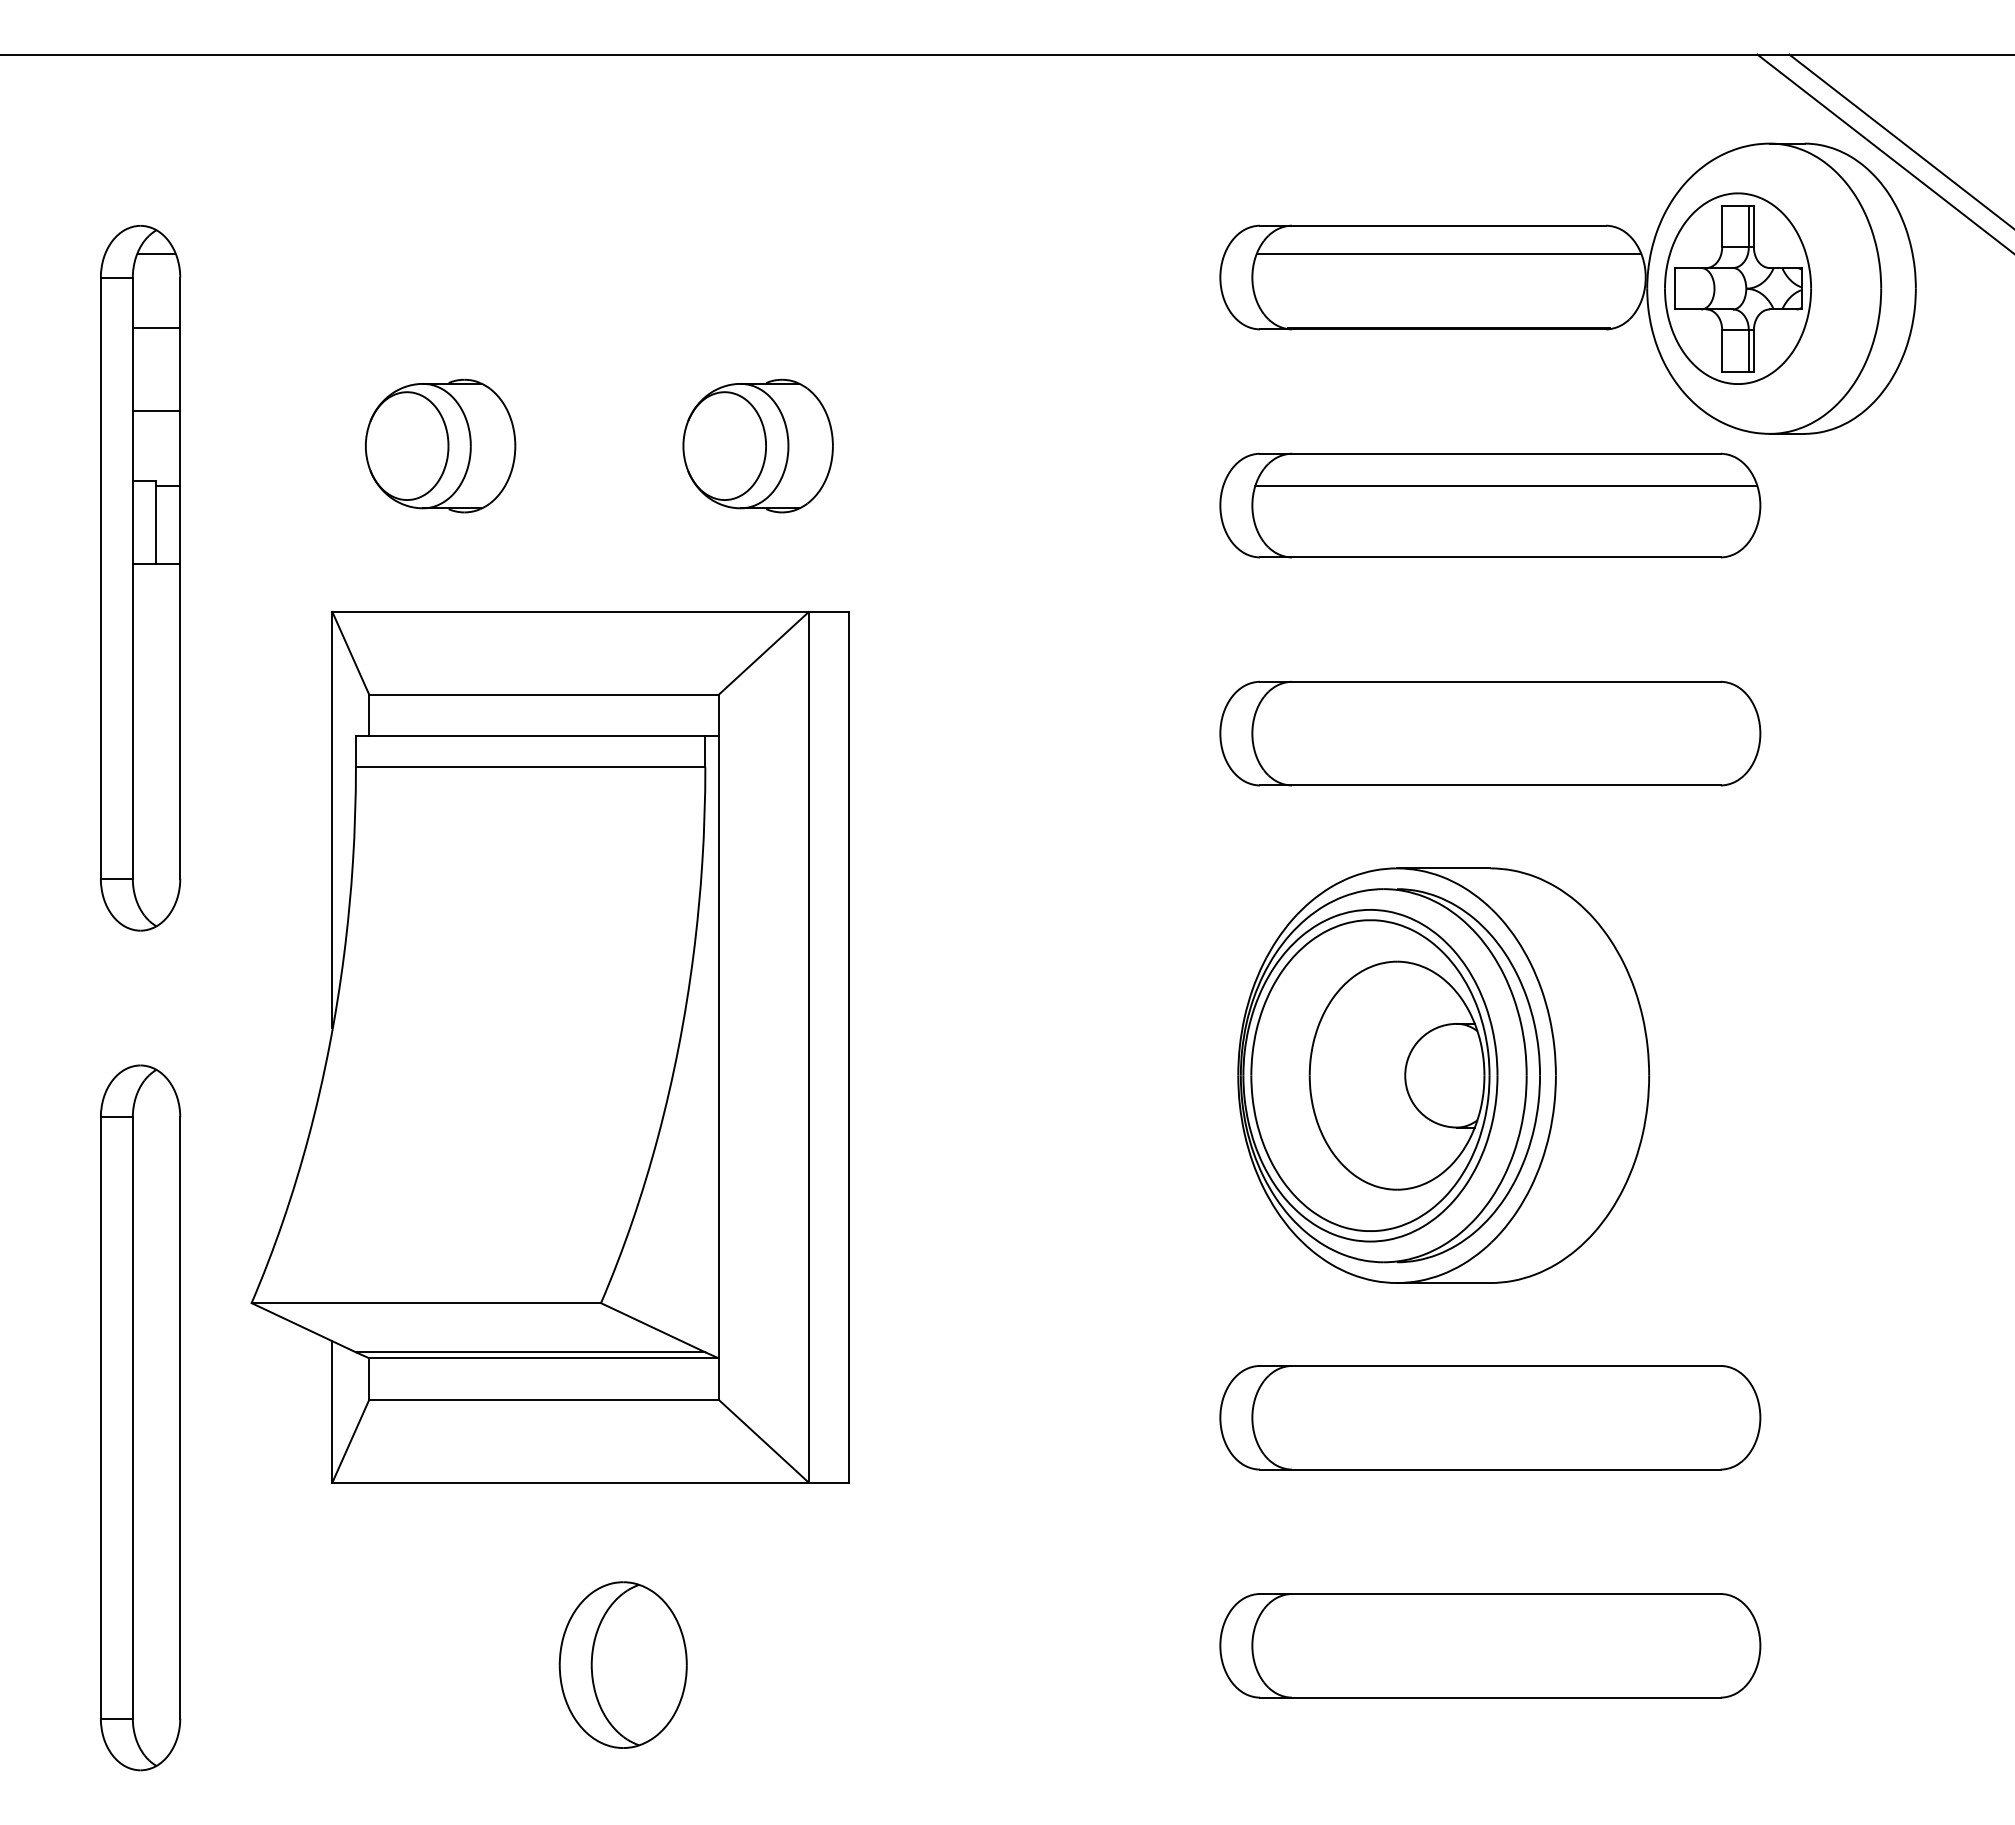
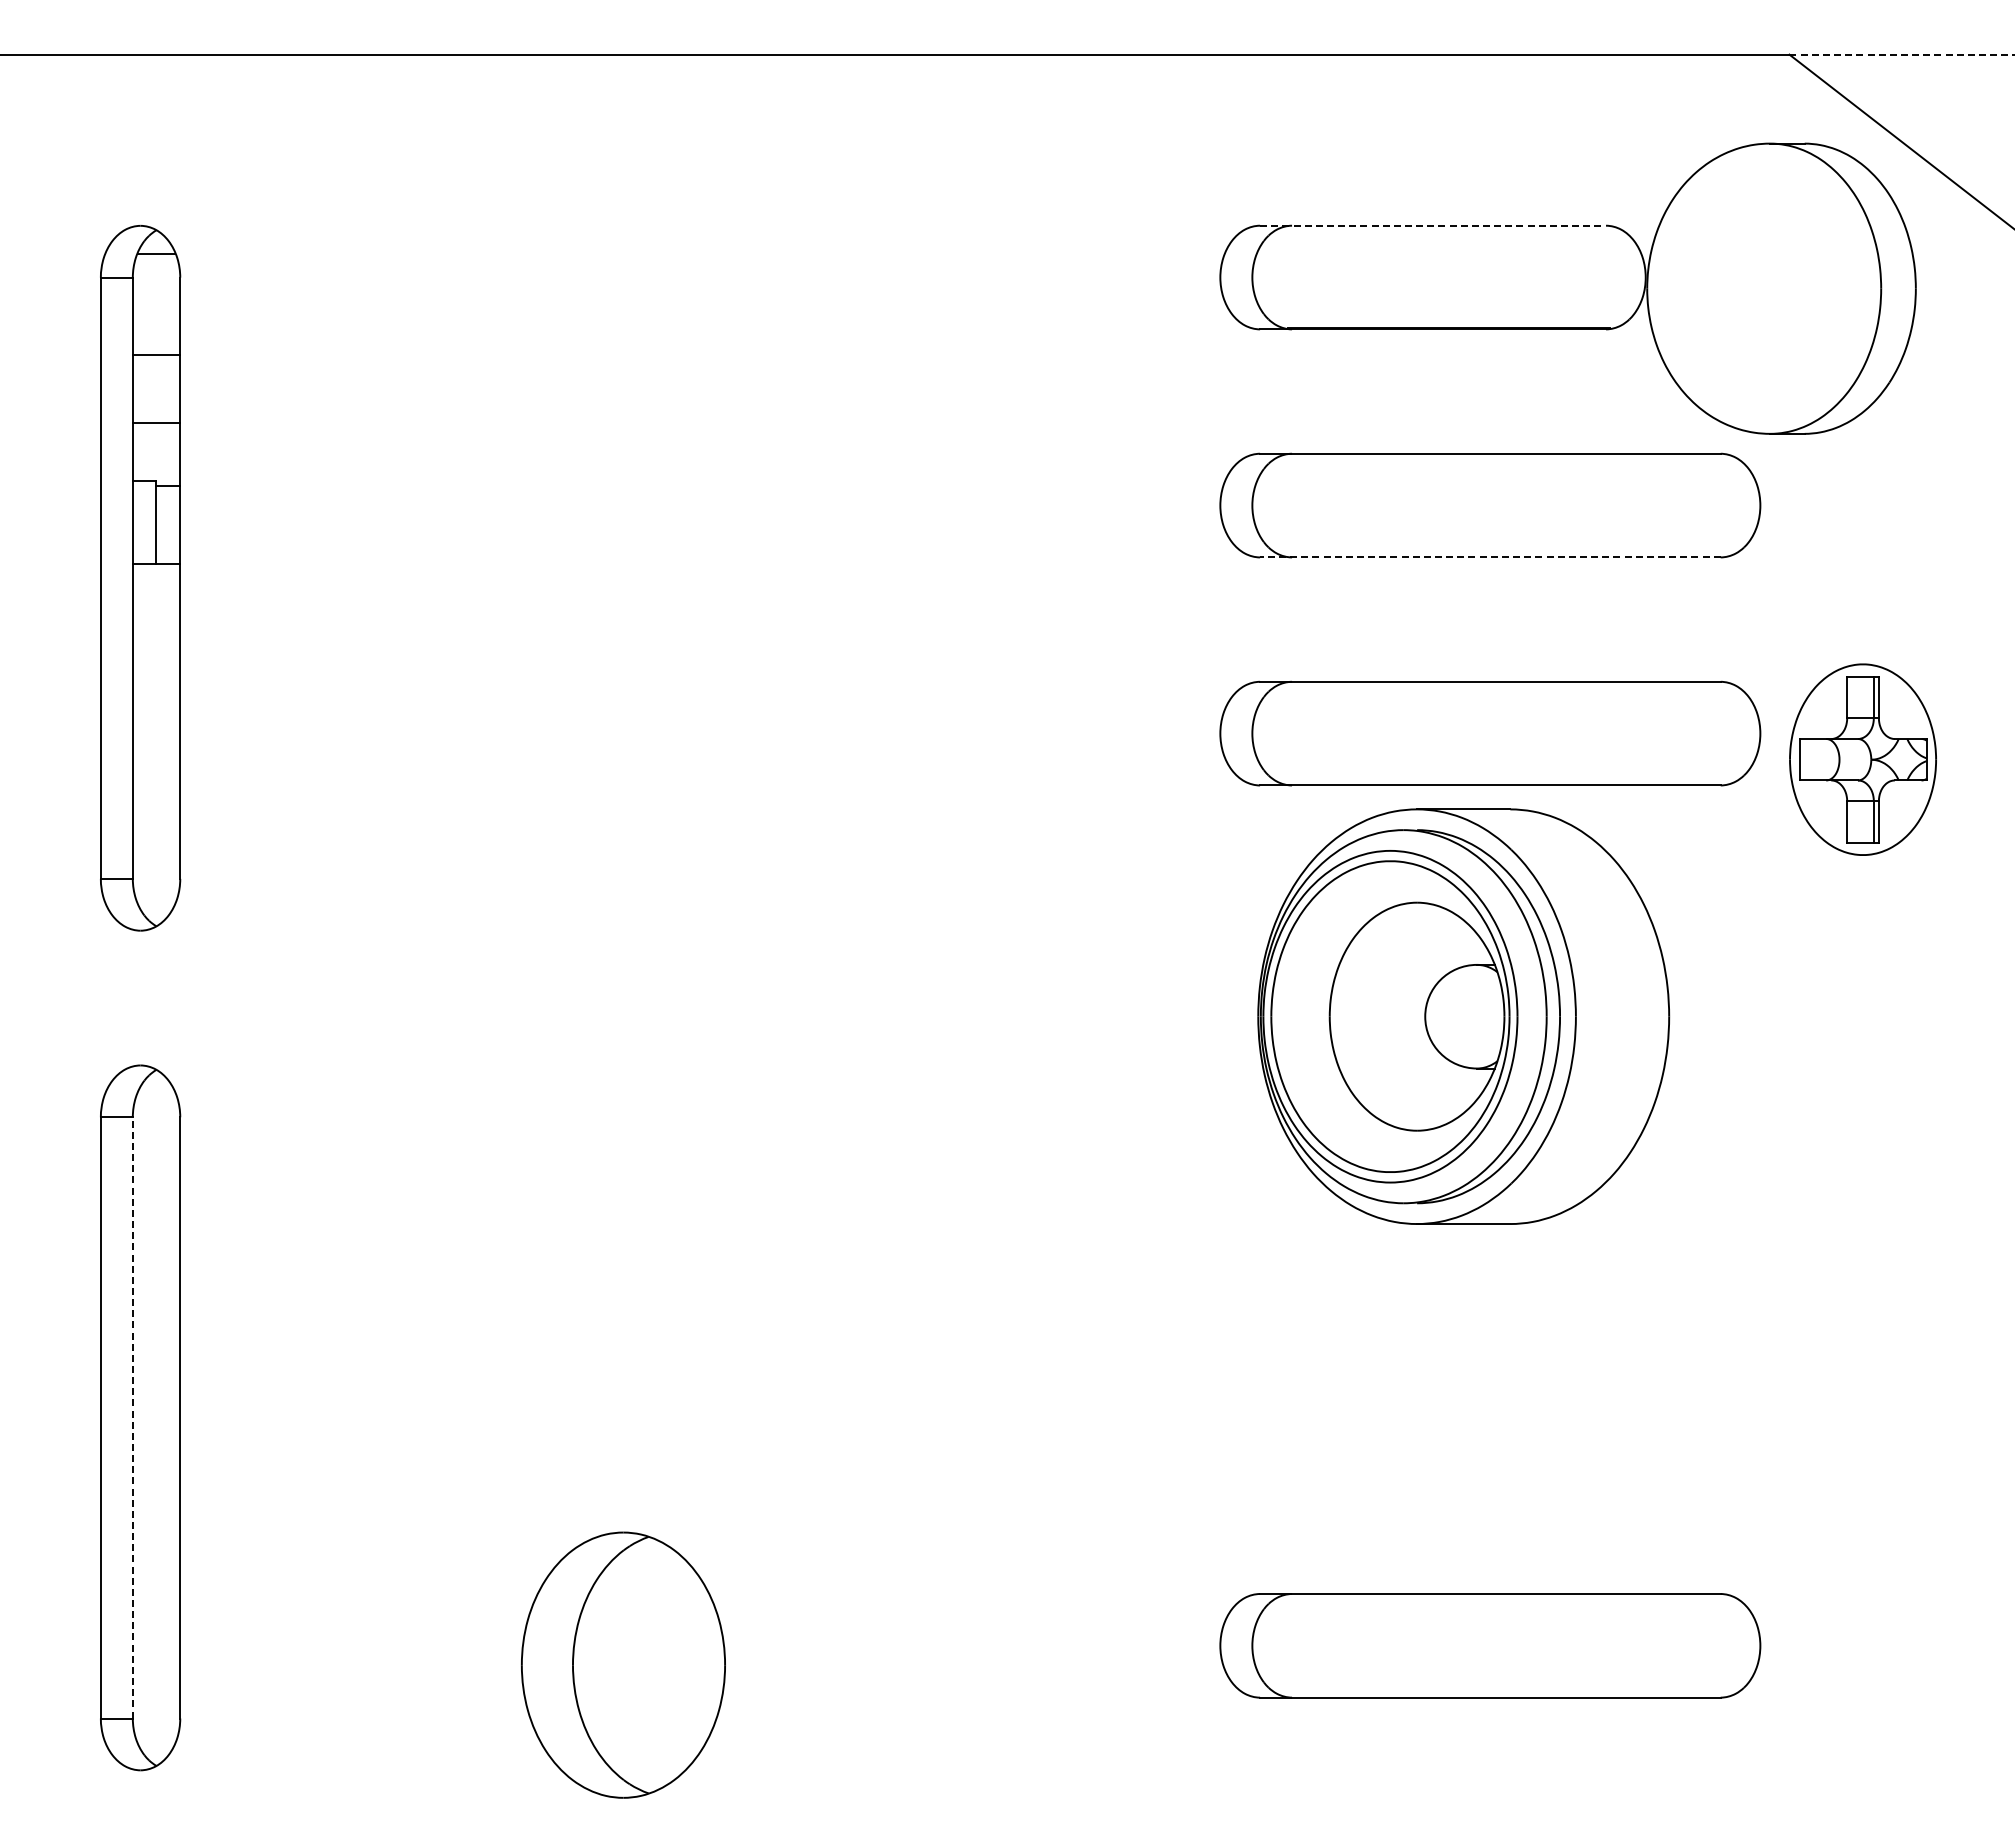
line: solid -> dashed (1902, 54)
line: present -> none (1884, 153)
line: solid -> dashed (1433, 225)
line: present -> none (1448, 253)
part position: (1737, 288) -> (1862, 759) (1862, 759)
line position: (156, 328) -> (156, 355) (156, 355)
line position: (156, 411) -> (156, 423) (156, 423)
part: present -> none (440, 445)
part: present -> none (757, 445)
line: present -> none (1506, 485)
line: solid -> dashed (1489, 557)
part: present -> none (549, 1046)
part position: (1443, 1075) -> (1463, 1016) (1463, 1016)
line: solid -> dashed (132, 1417)
part: present -> none (1490, 1417)
part size: 130x168 px -> 205x268 px (623, 1664)
